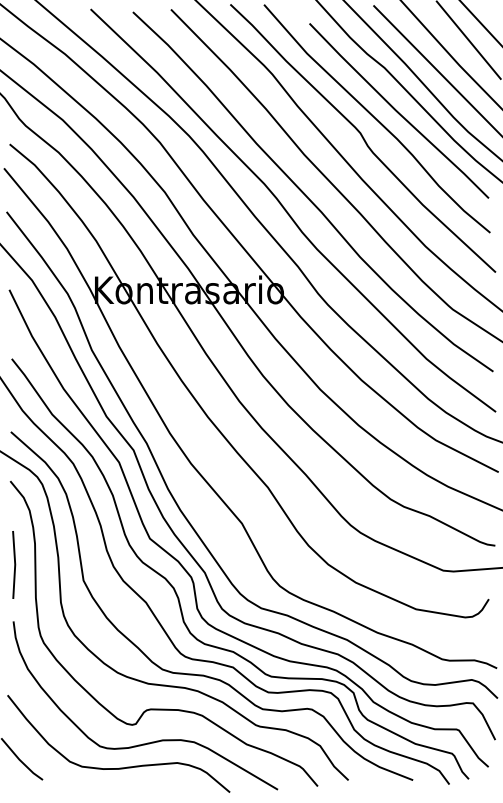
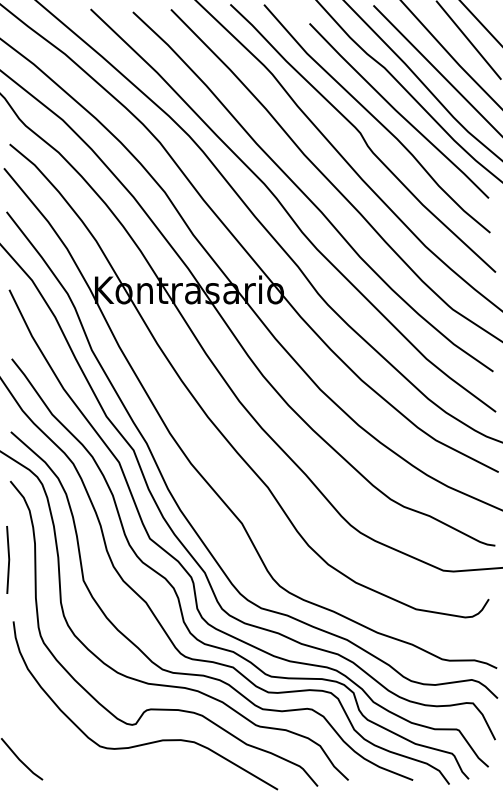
line position: (14, 564) -> (8, 559) (8, 559)
curve: present -> none (119, 767)
